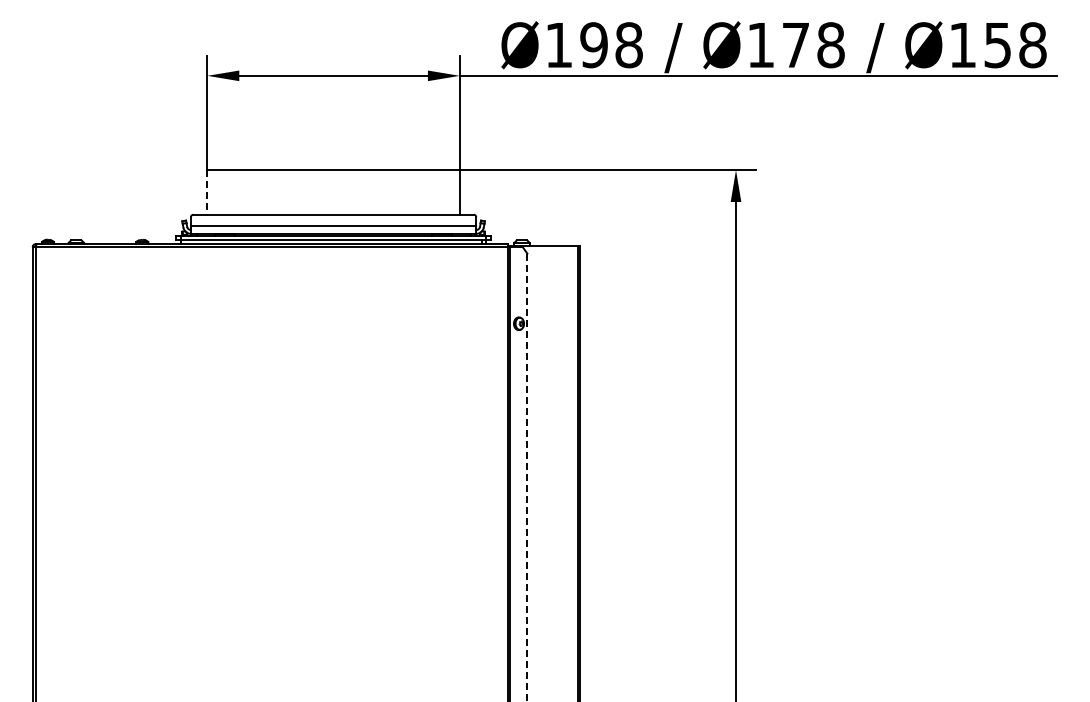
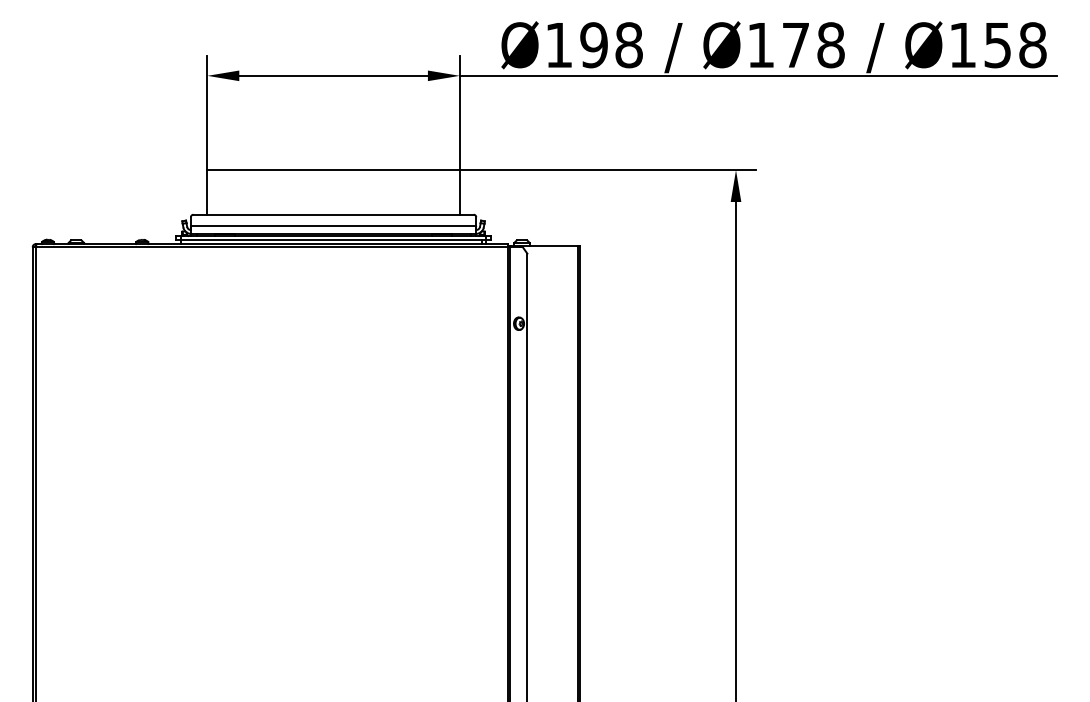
line: dashed -> solid (207, 192)
line: dashed -> solid (527, 477)
